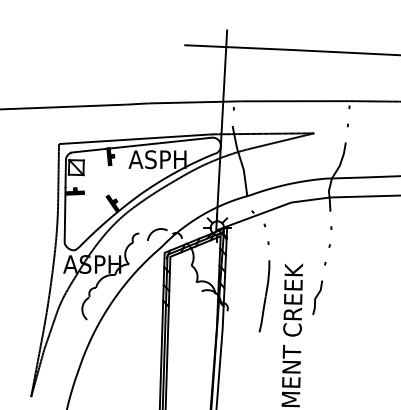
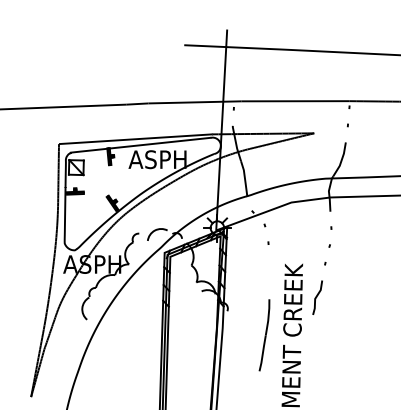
part position: (264, 296) -> (264, 335) (264, 335)
